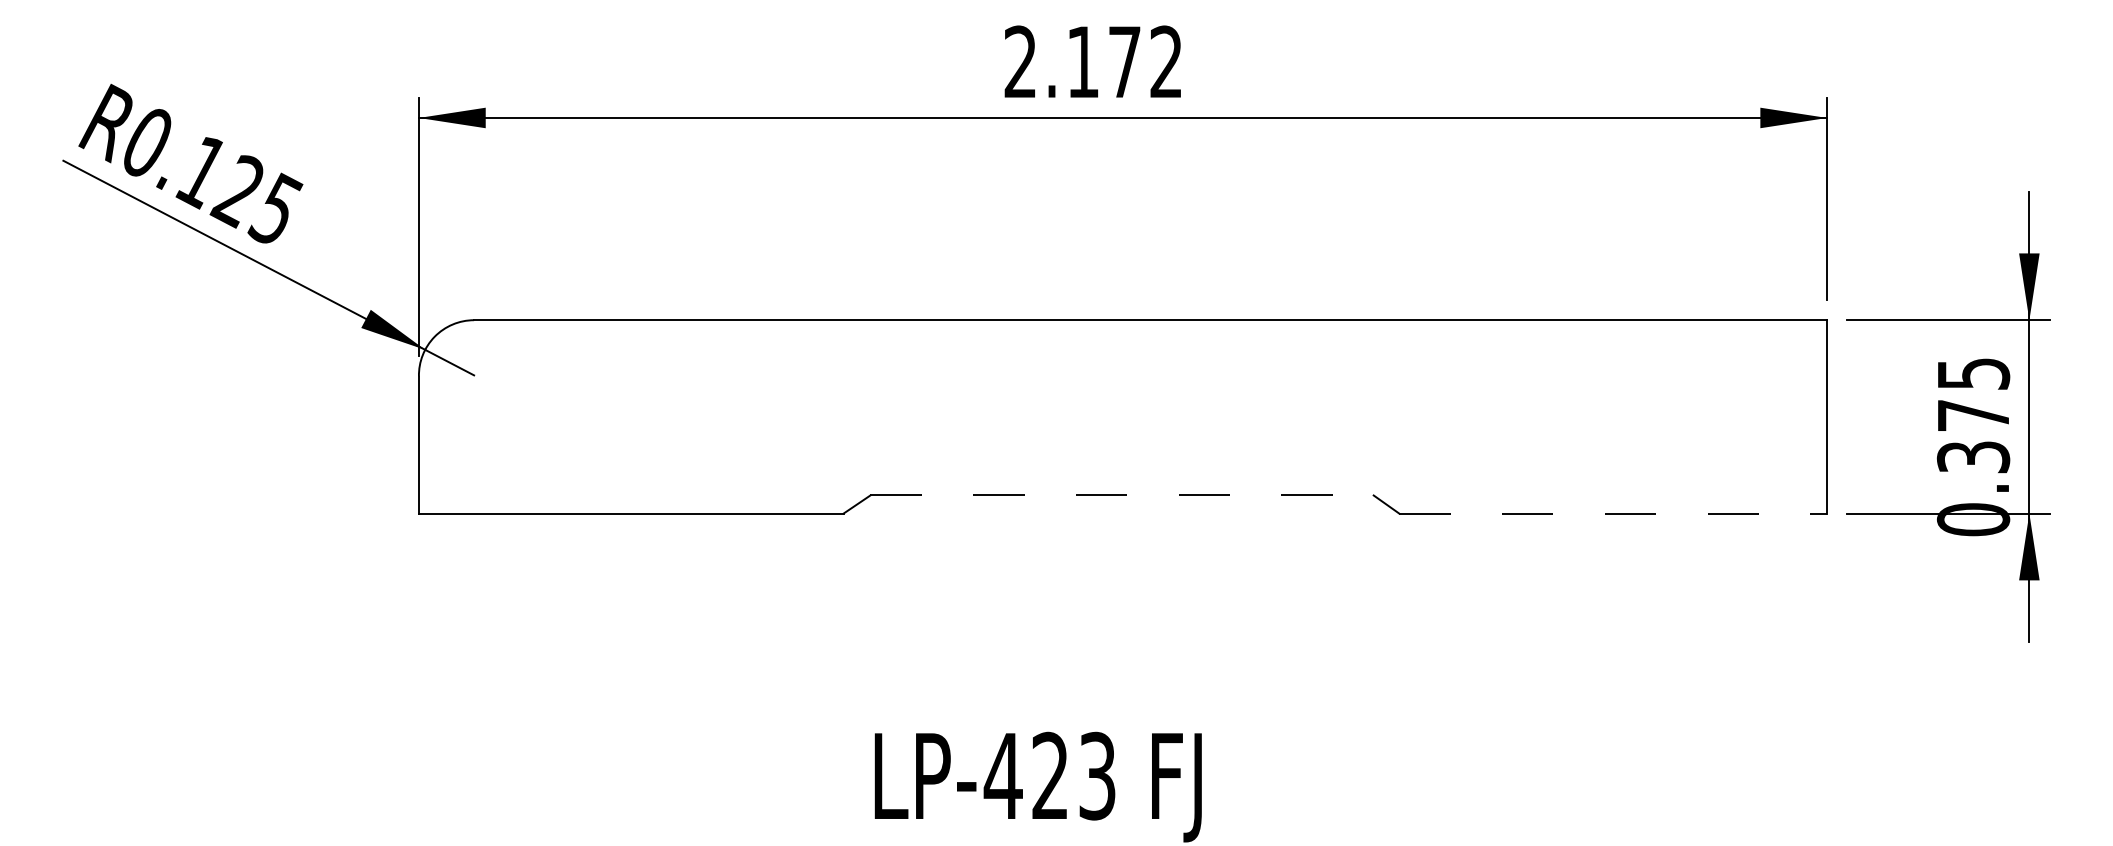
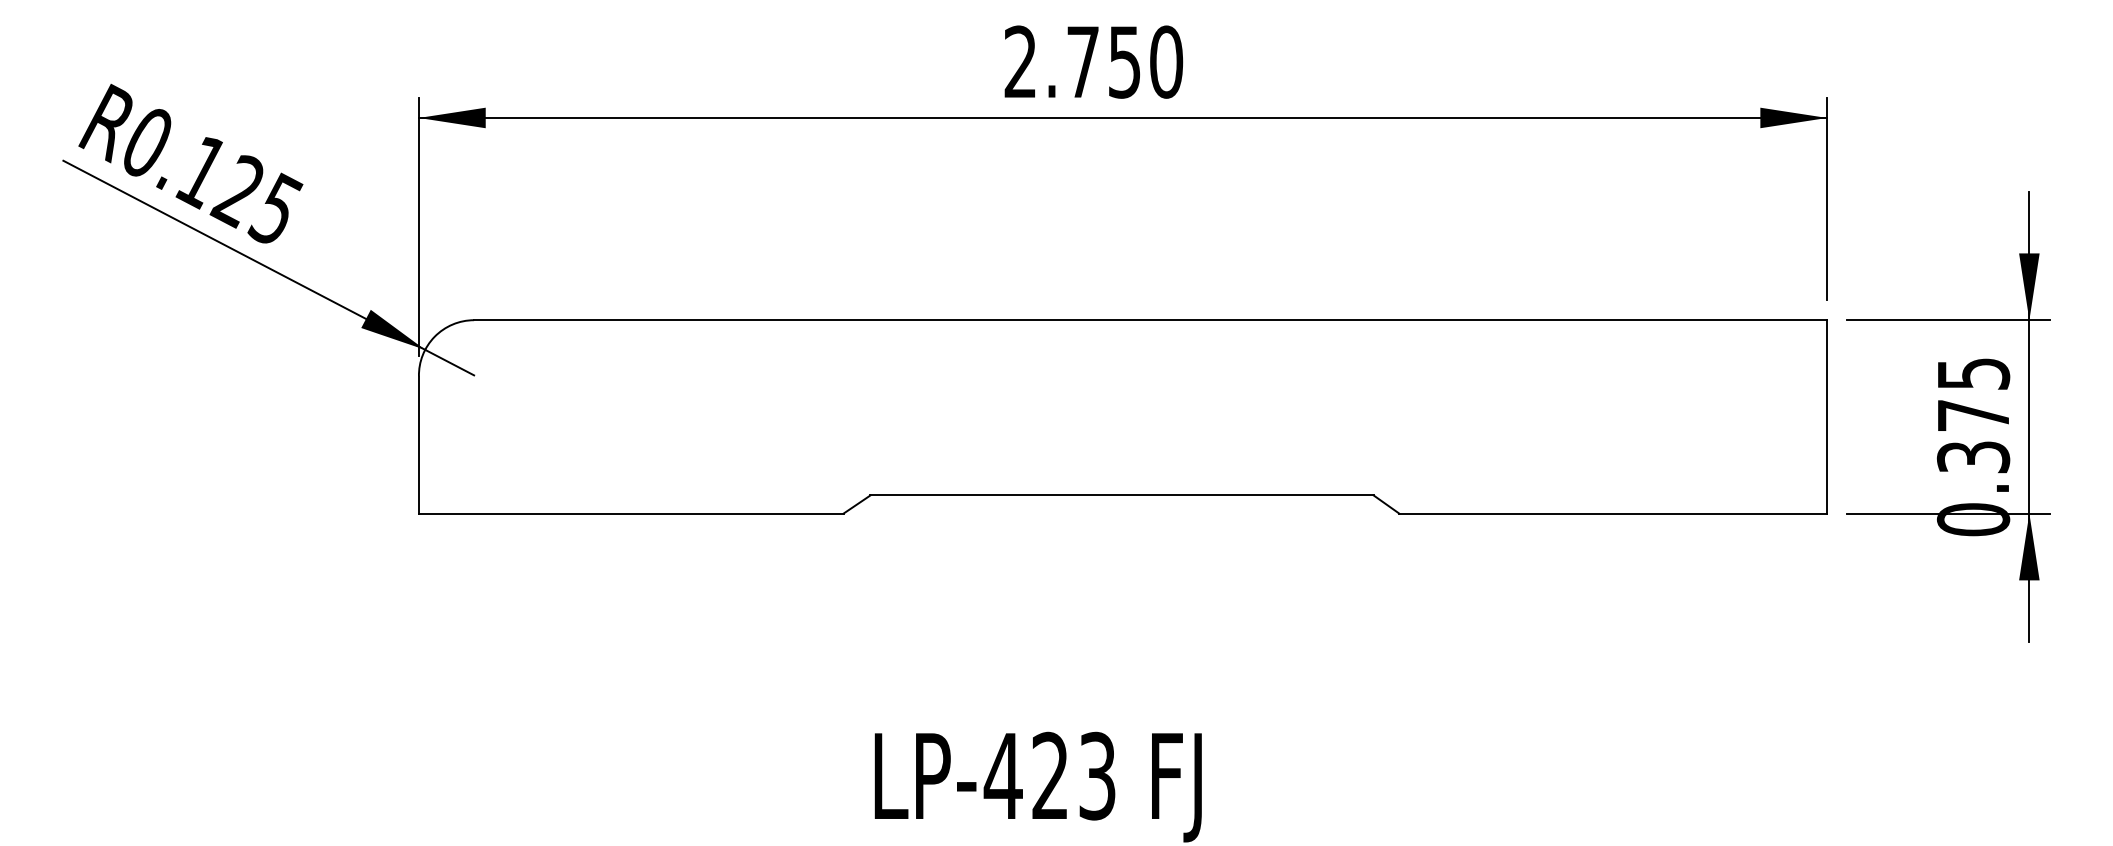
text: 2.172 -> 2.750 (1125, 61)
line: dashed -> solid (1122, 495)
line: dashed -> solid (1613, 513)
